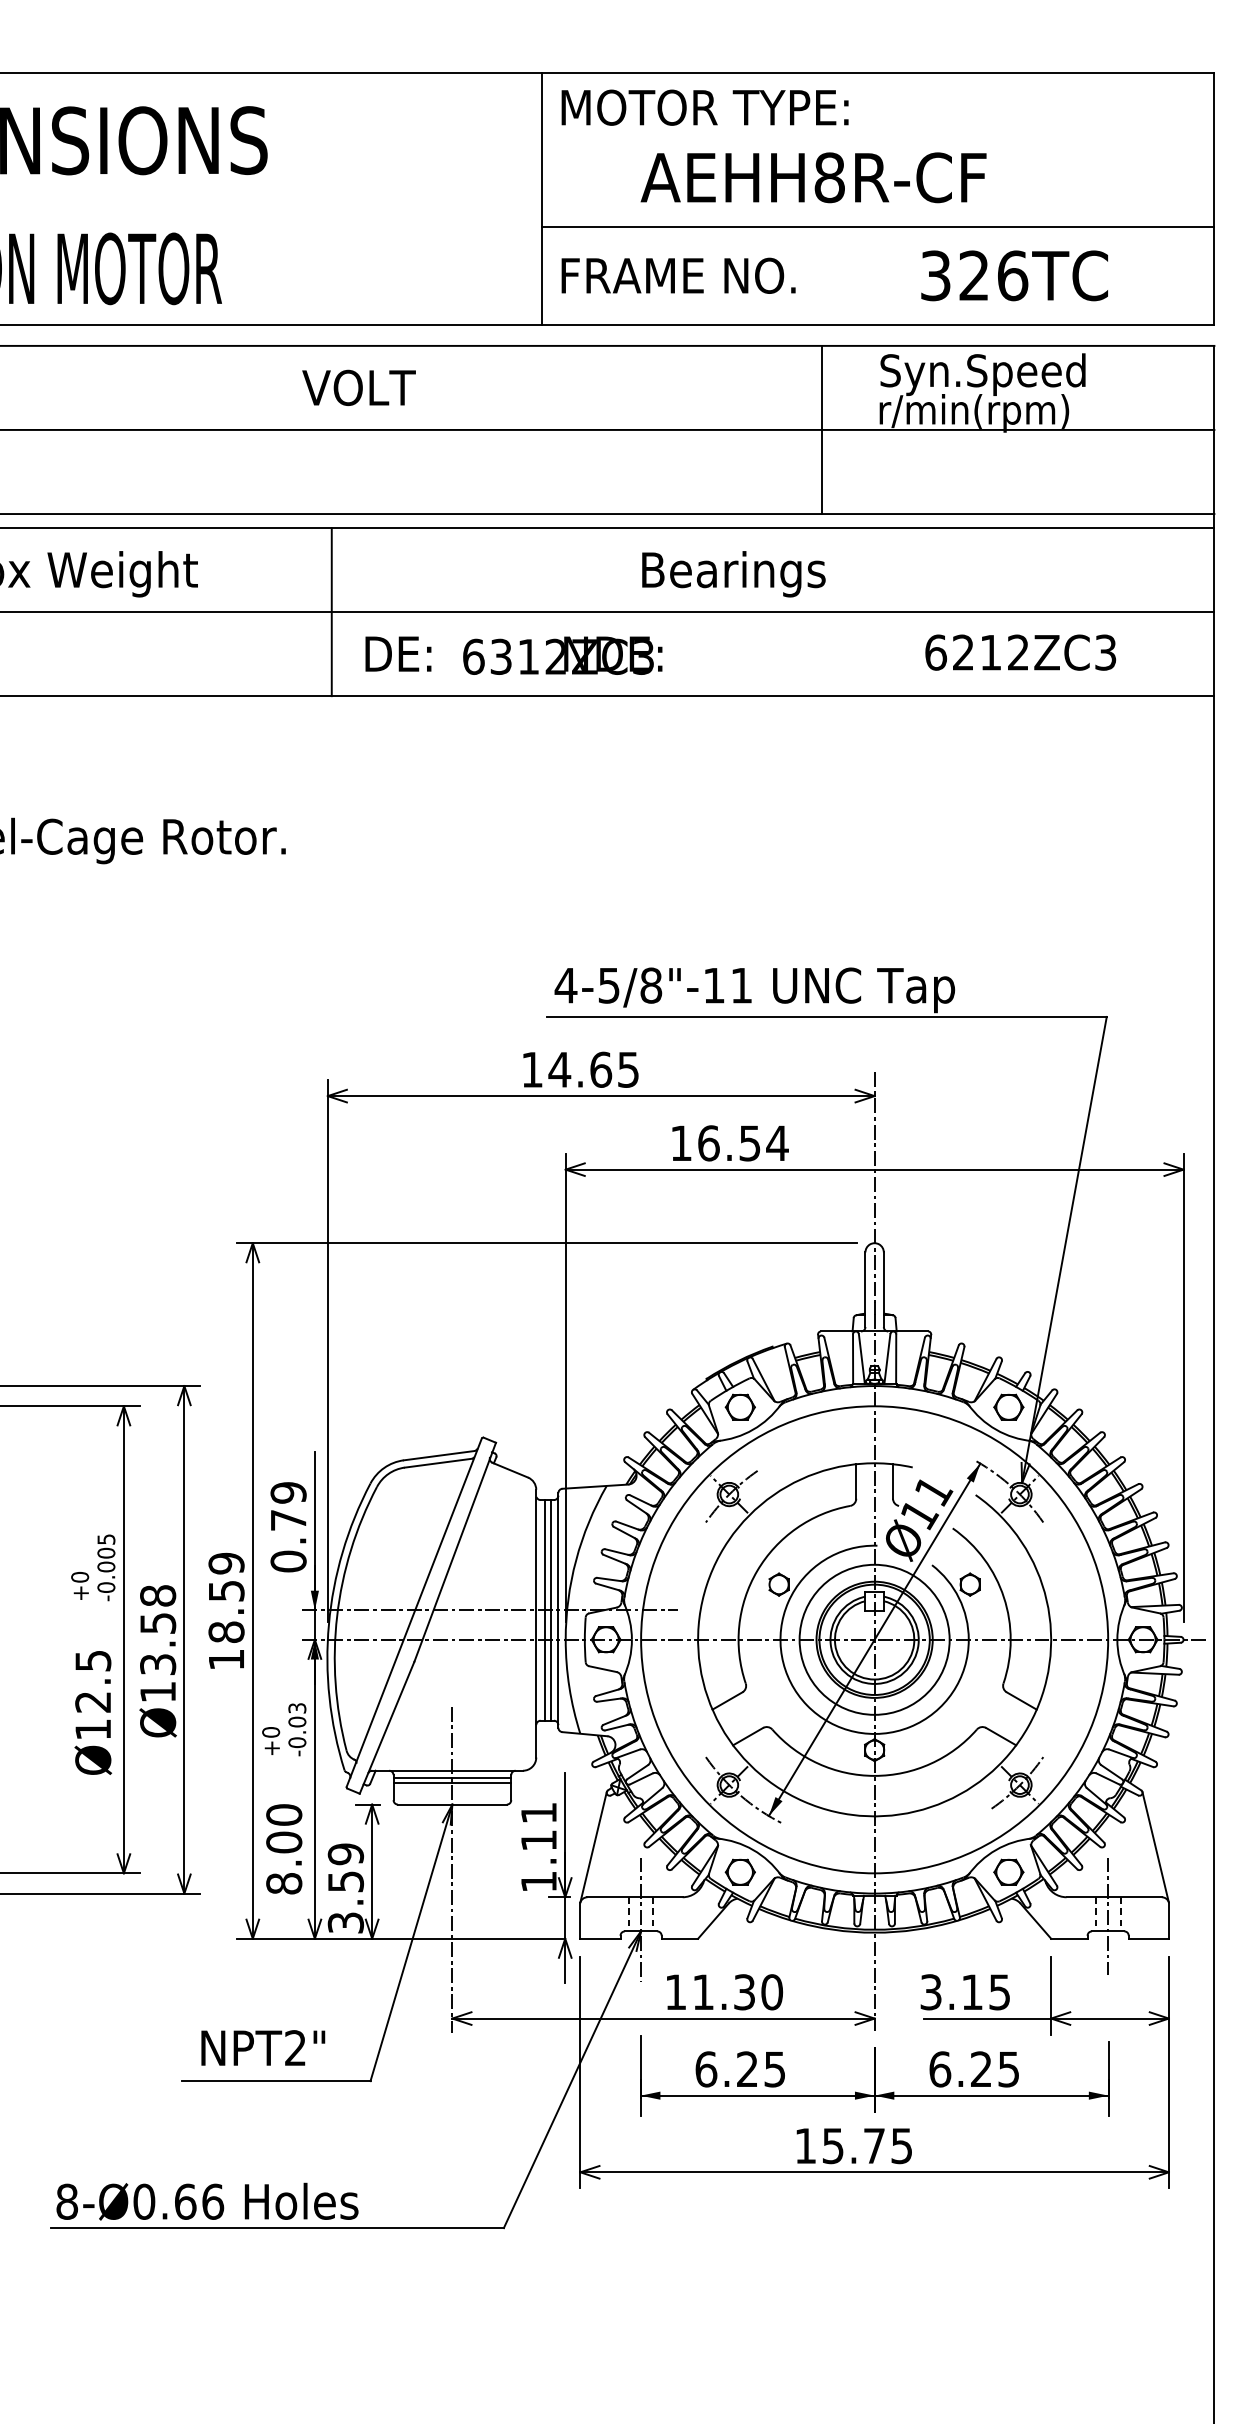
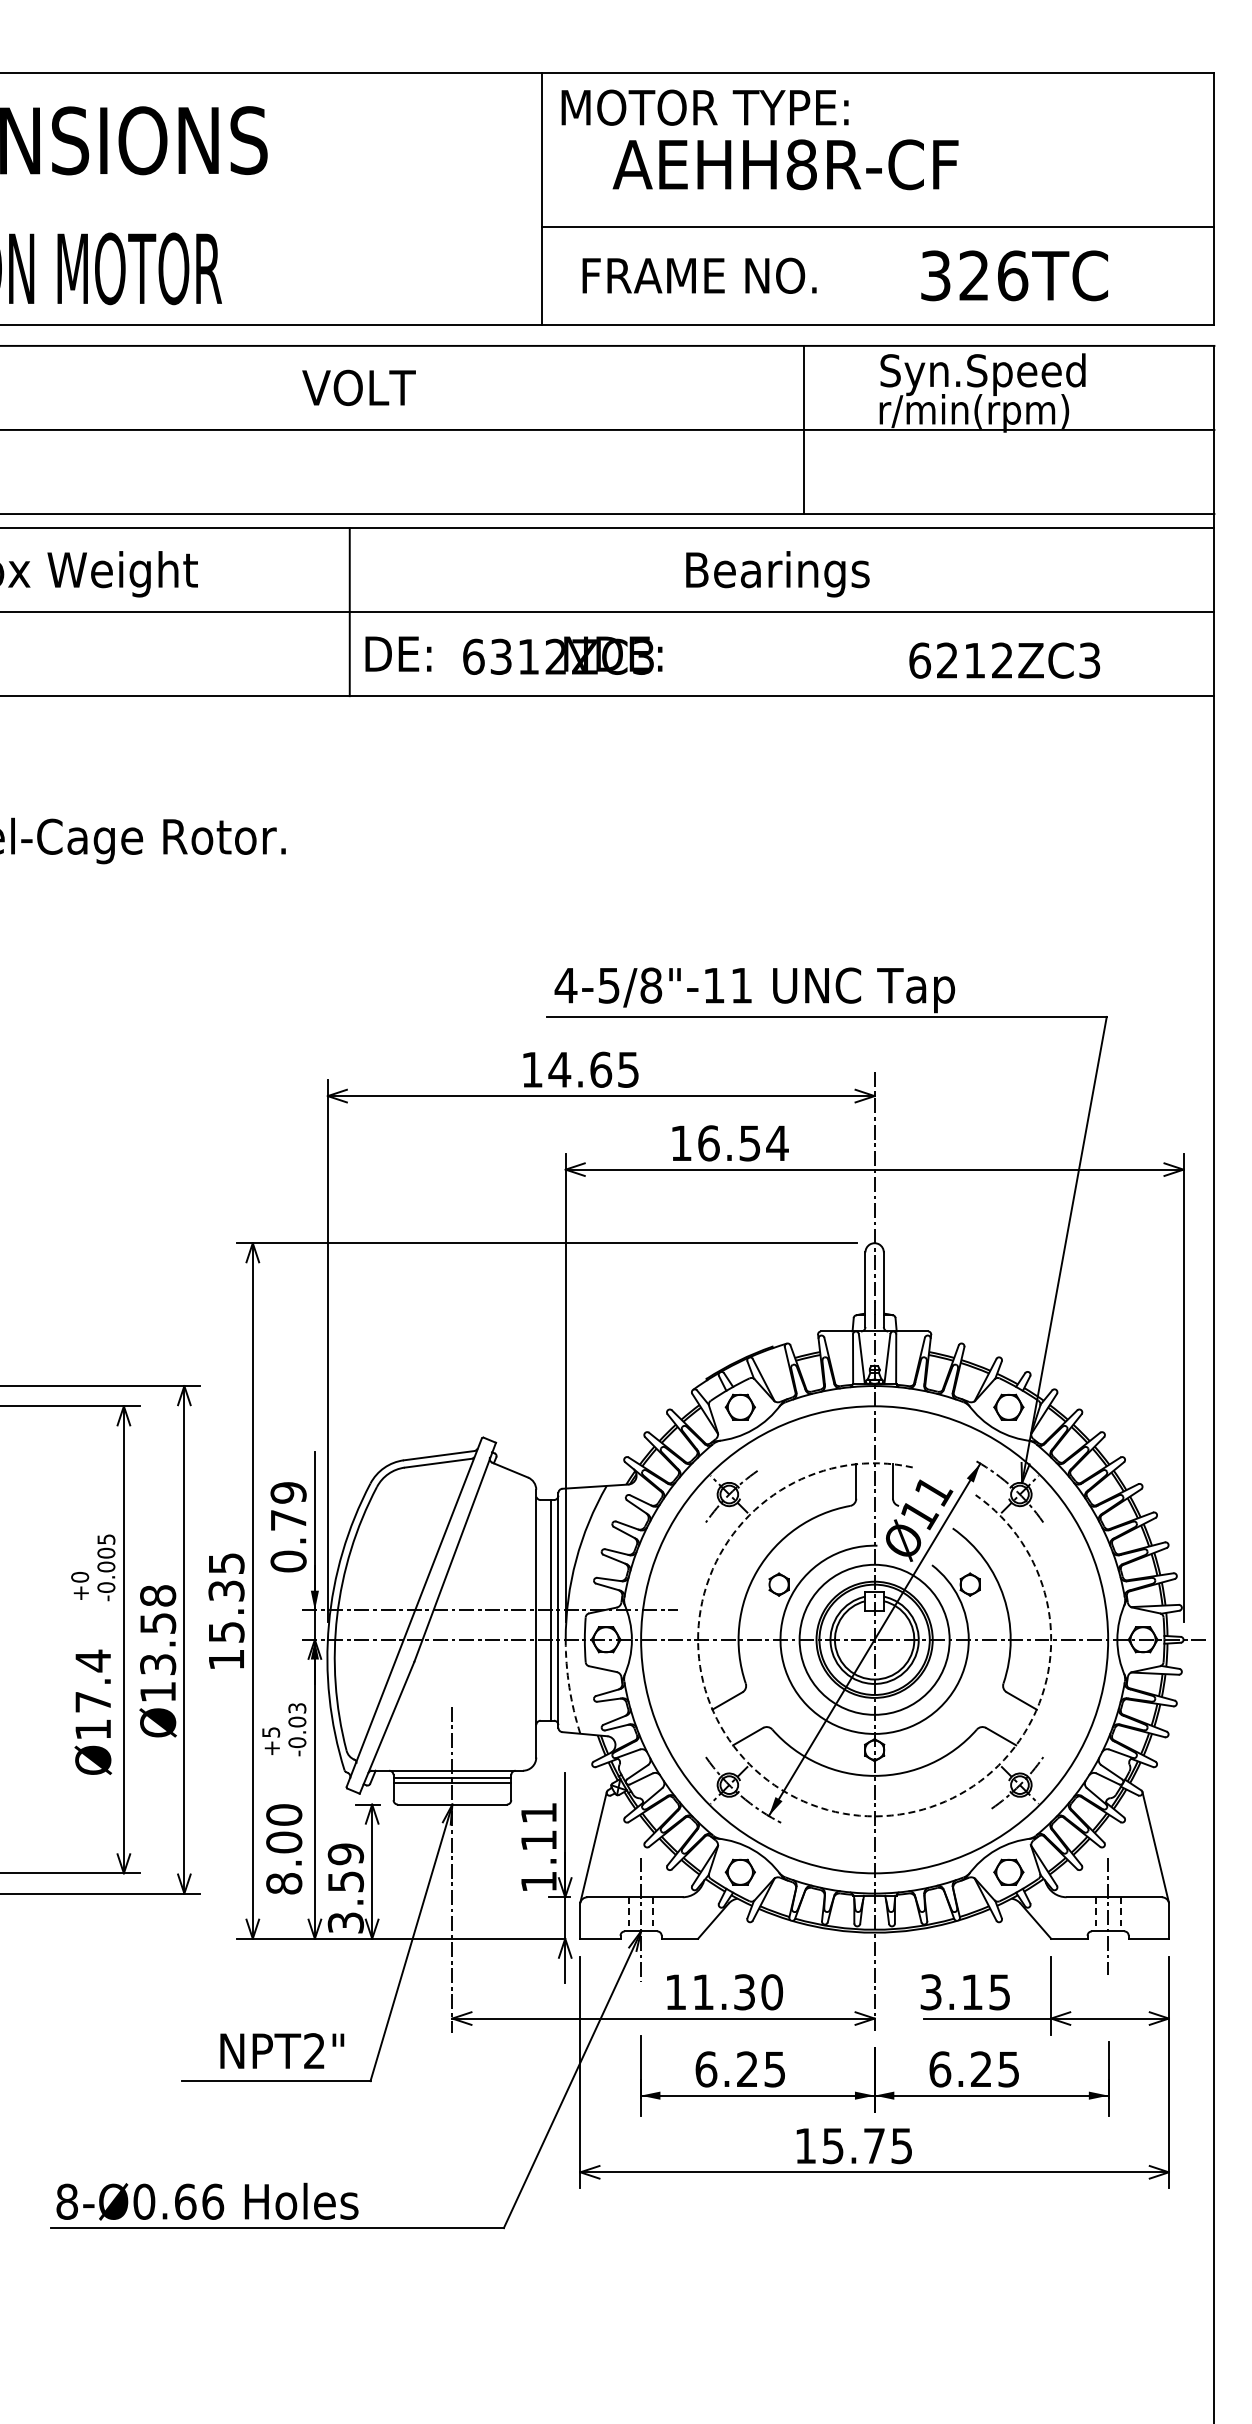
text position: (813, 177) -> (785, 164) (785, 164)
text position: (678, 275) -> (699, 275) (699, 275)
line position: (822, 429) -> (804, 429) (804, 429)
text position: (733, 574) -> (777, 574) (777, 574)
line position: (331, 612) -> (349, 612) (349, 612)
text position: (1020, 652) -> (1004, 660) (1004, 660)
text: 18.59 -> 15.35 (226, 1597)
line: present -> none (545, 1610)
text: Ø12.5 -> Ø17.4 (93, 1680)
arc: solid -> dashed (569, 1687)
text: +0 -> +5 (271, 1732)
arc: solid -> dashed (803, 1801)
text position: (263, 2047) -> (282, 2050) (282, 2050)
